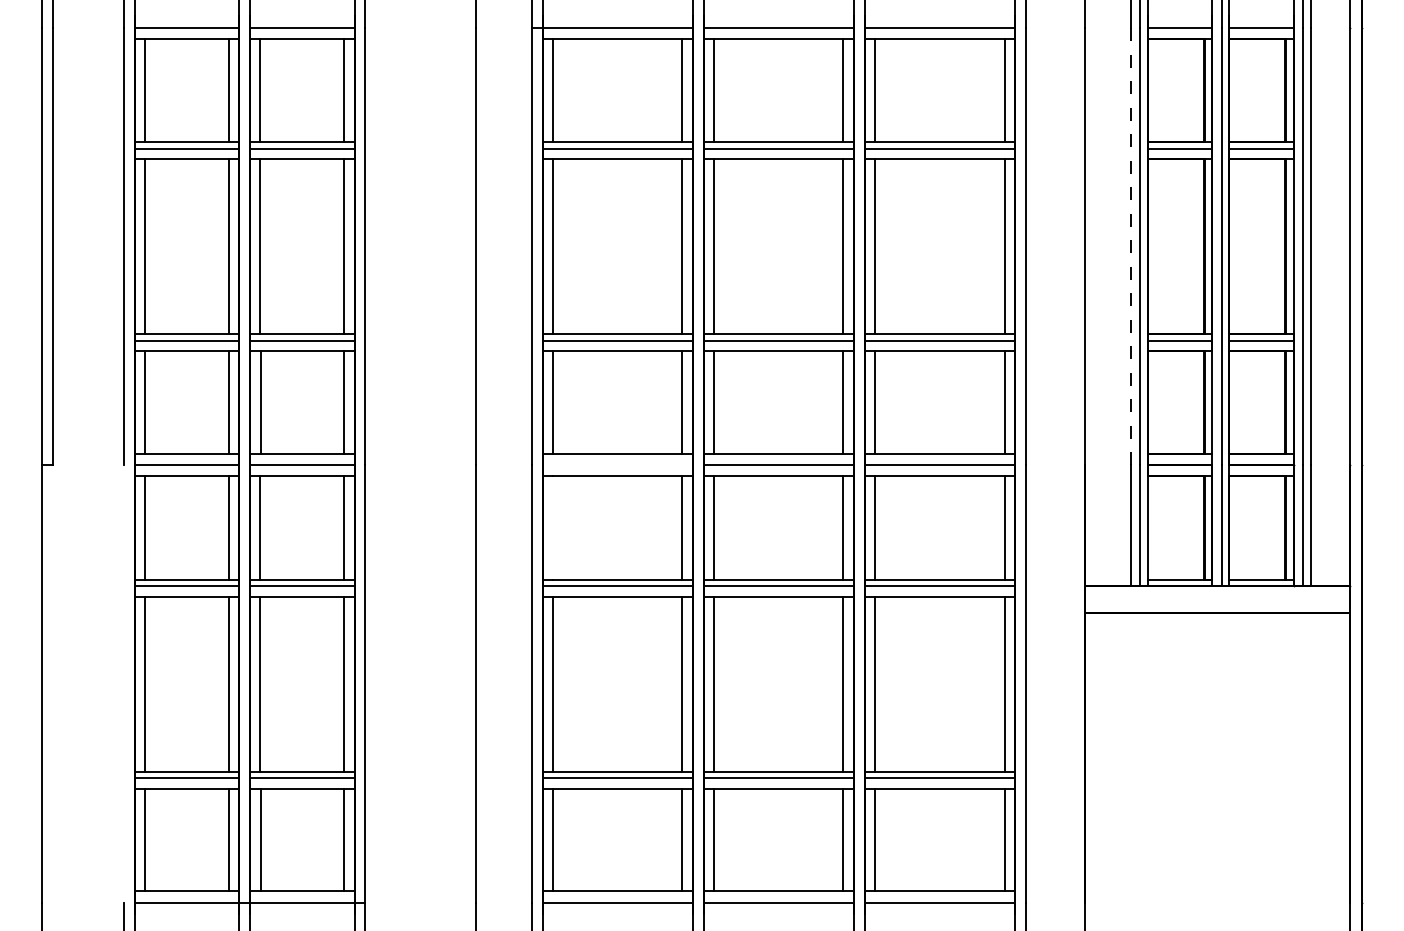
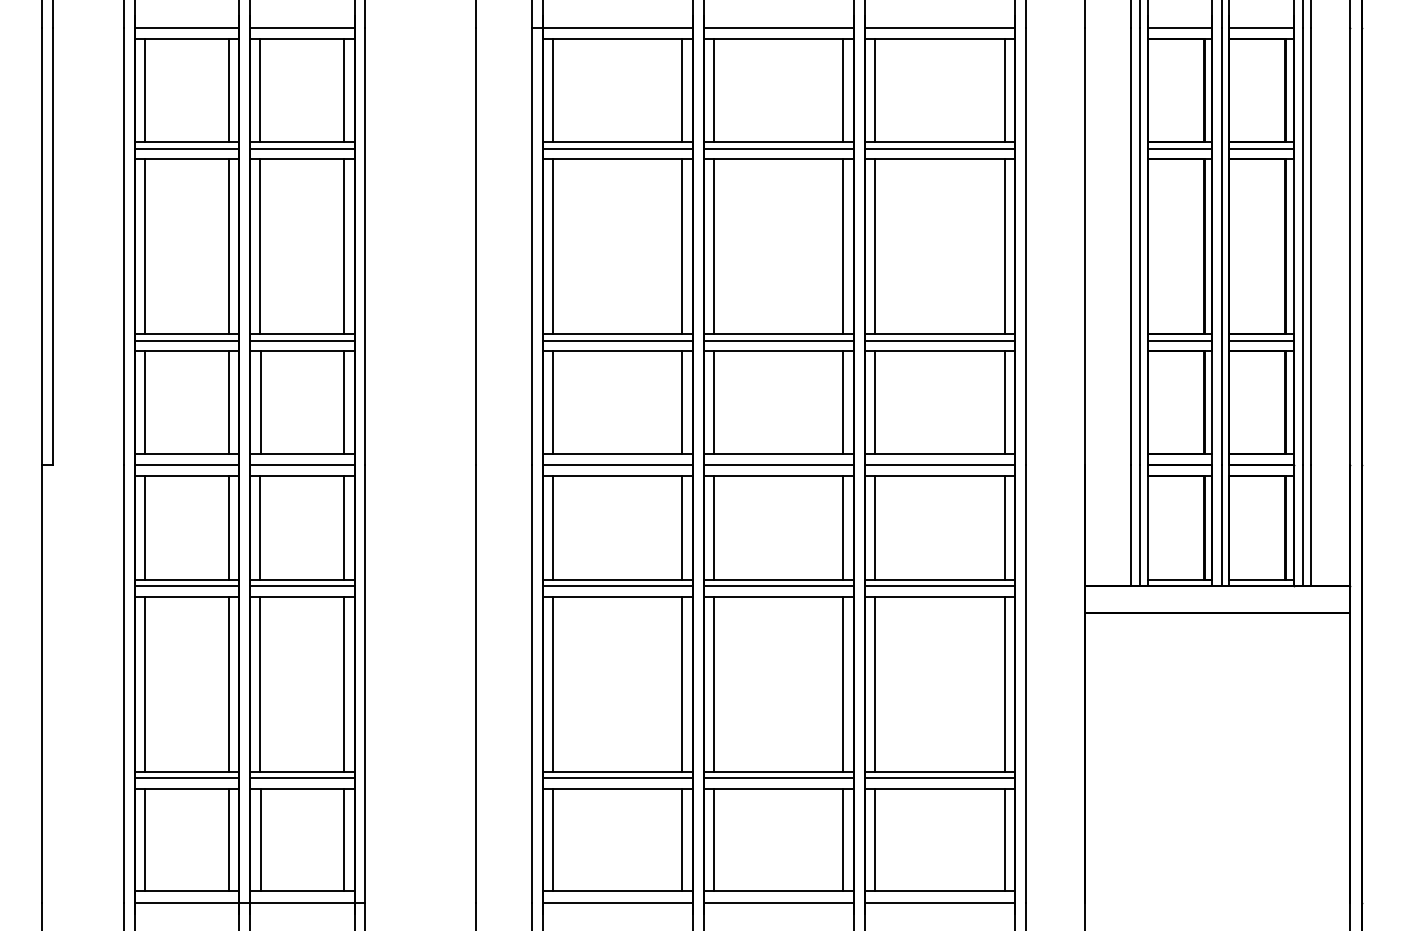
line: dashed -> solid (1130, 246)
line: none -> present (617, 465)
line: none -> present (553, 527)
line: none -> present (124, 684)
